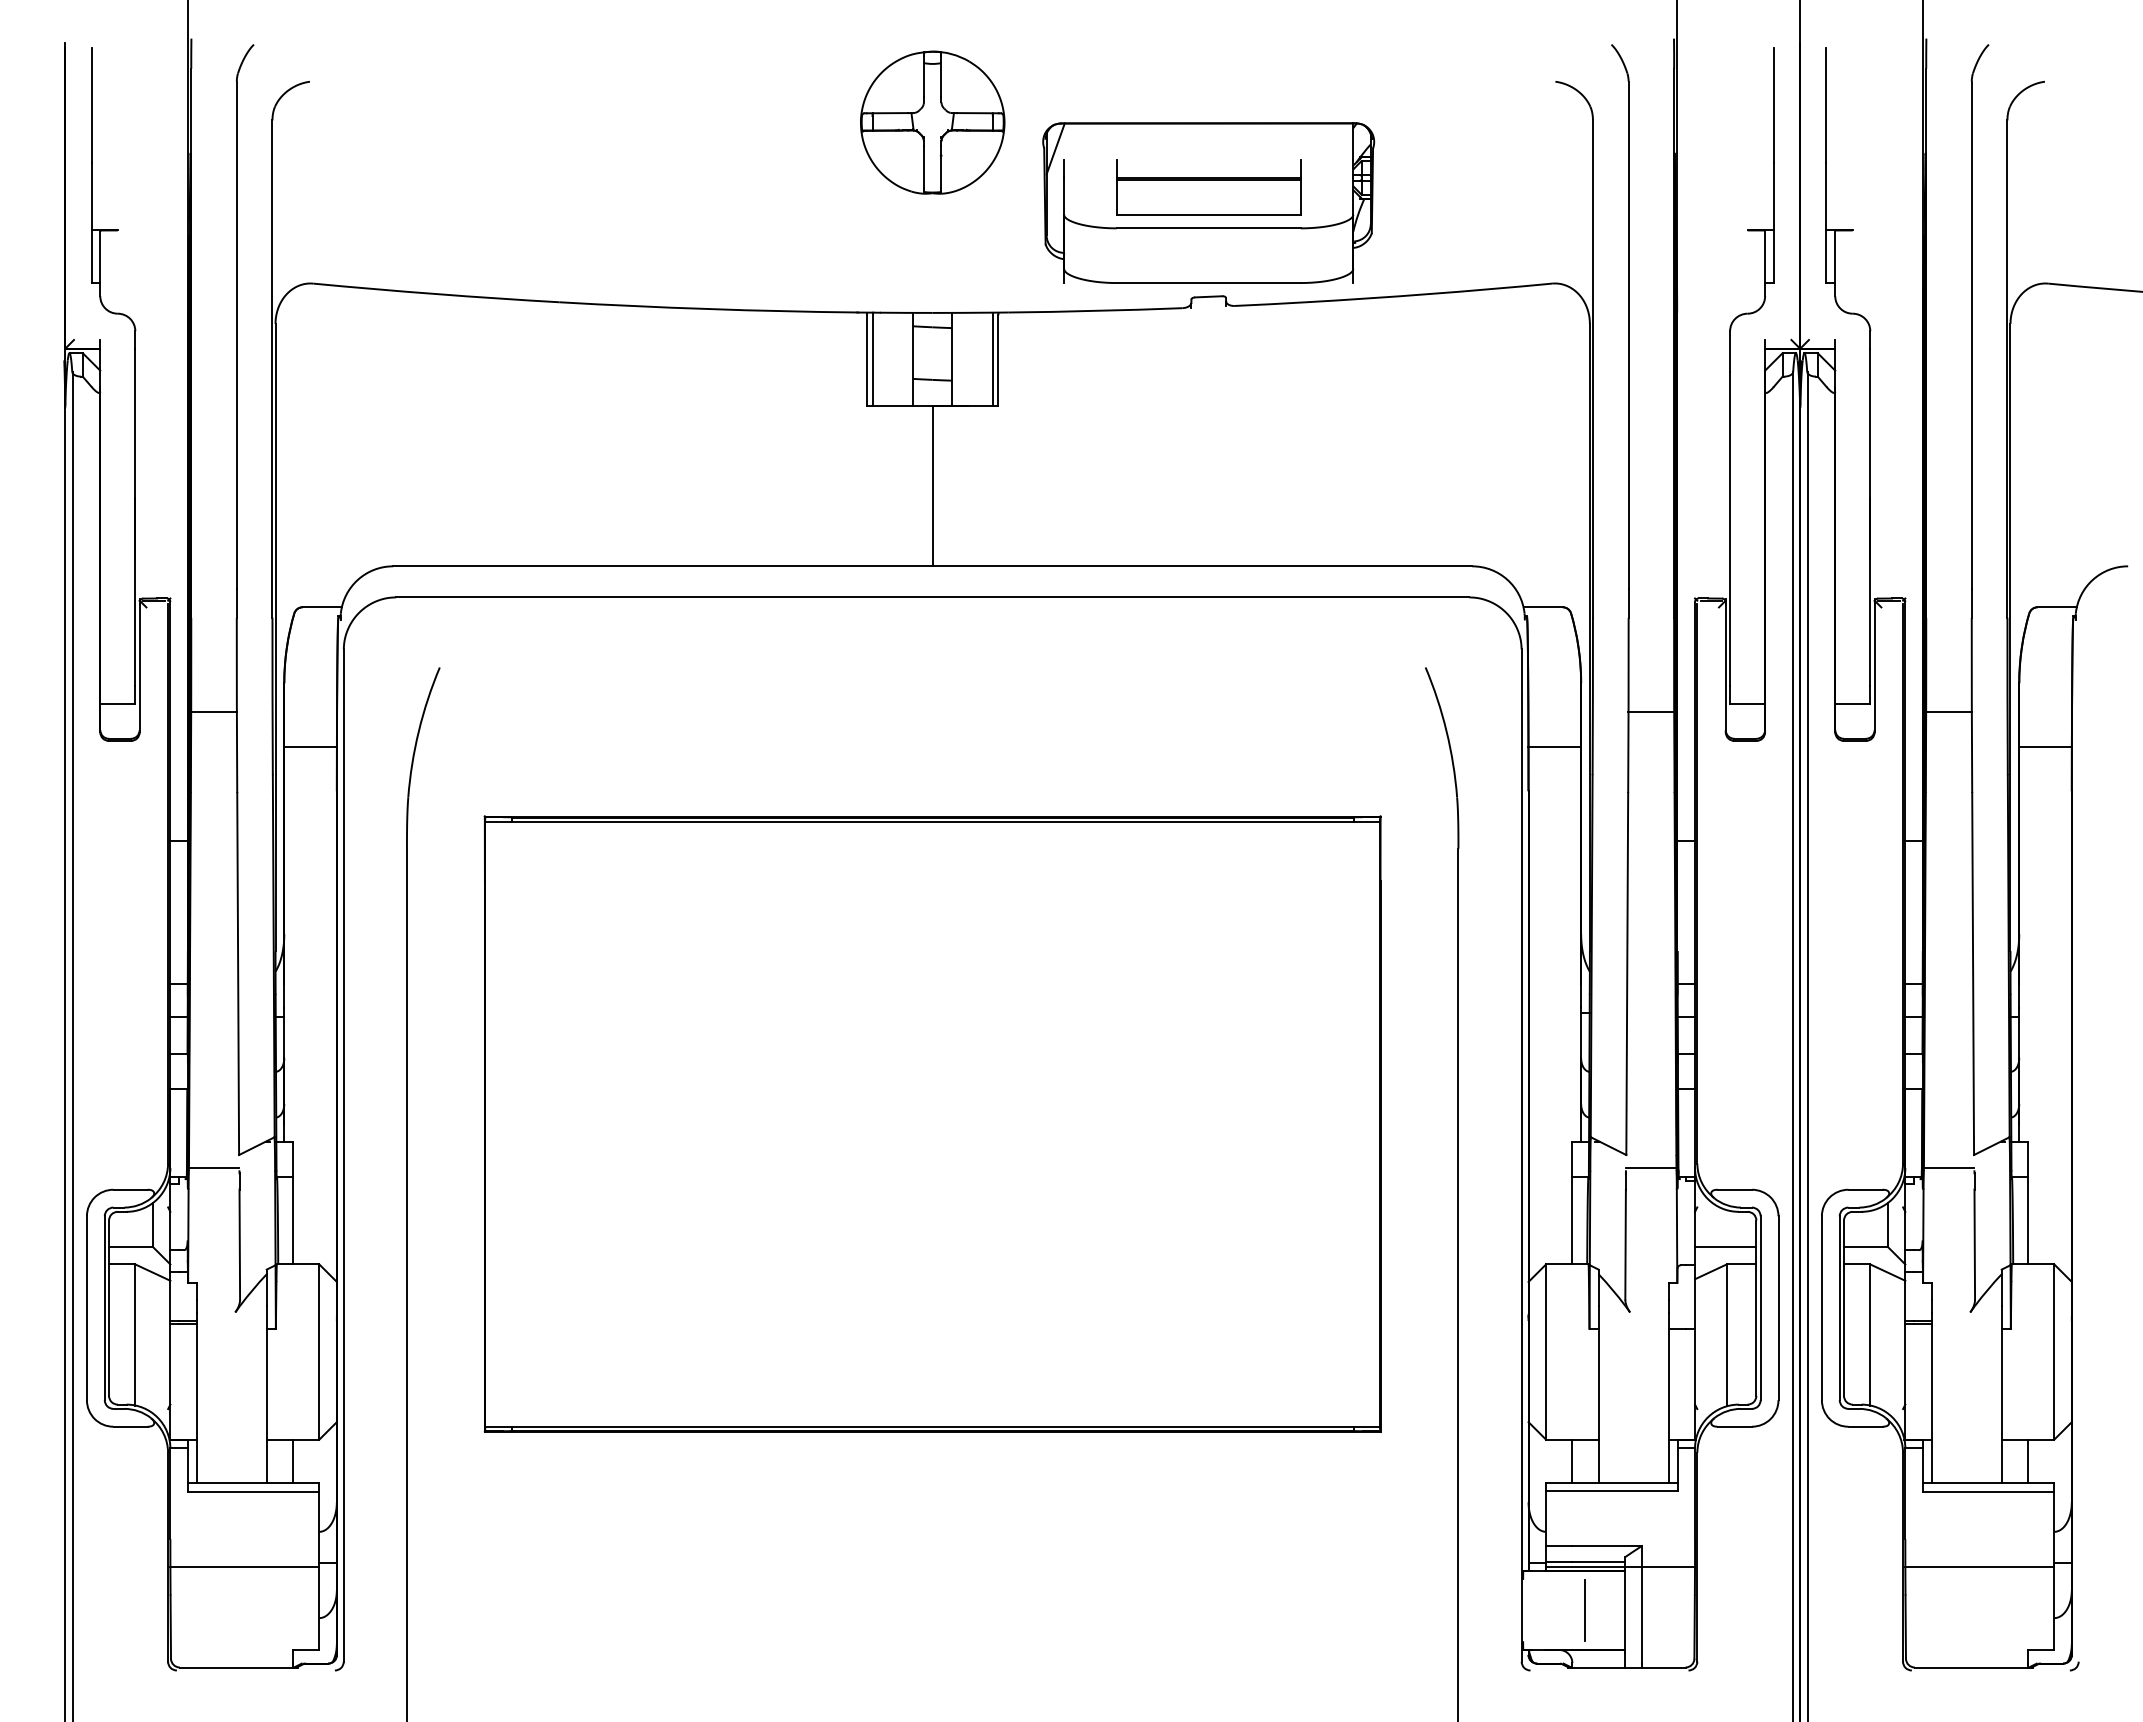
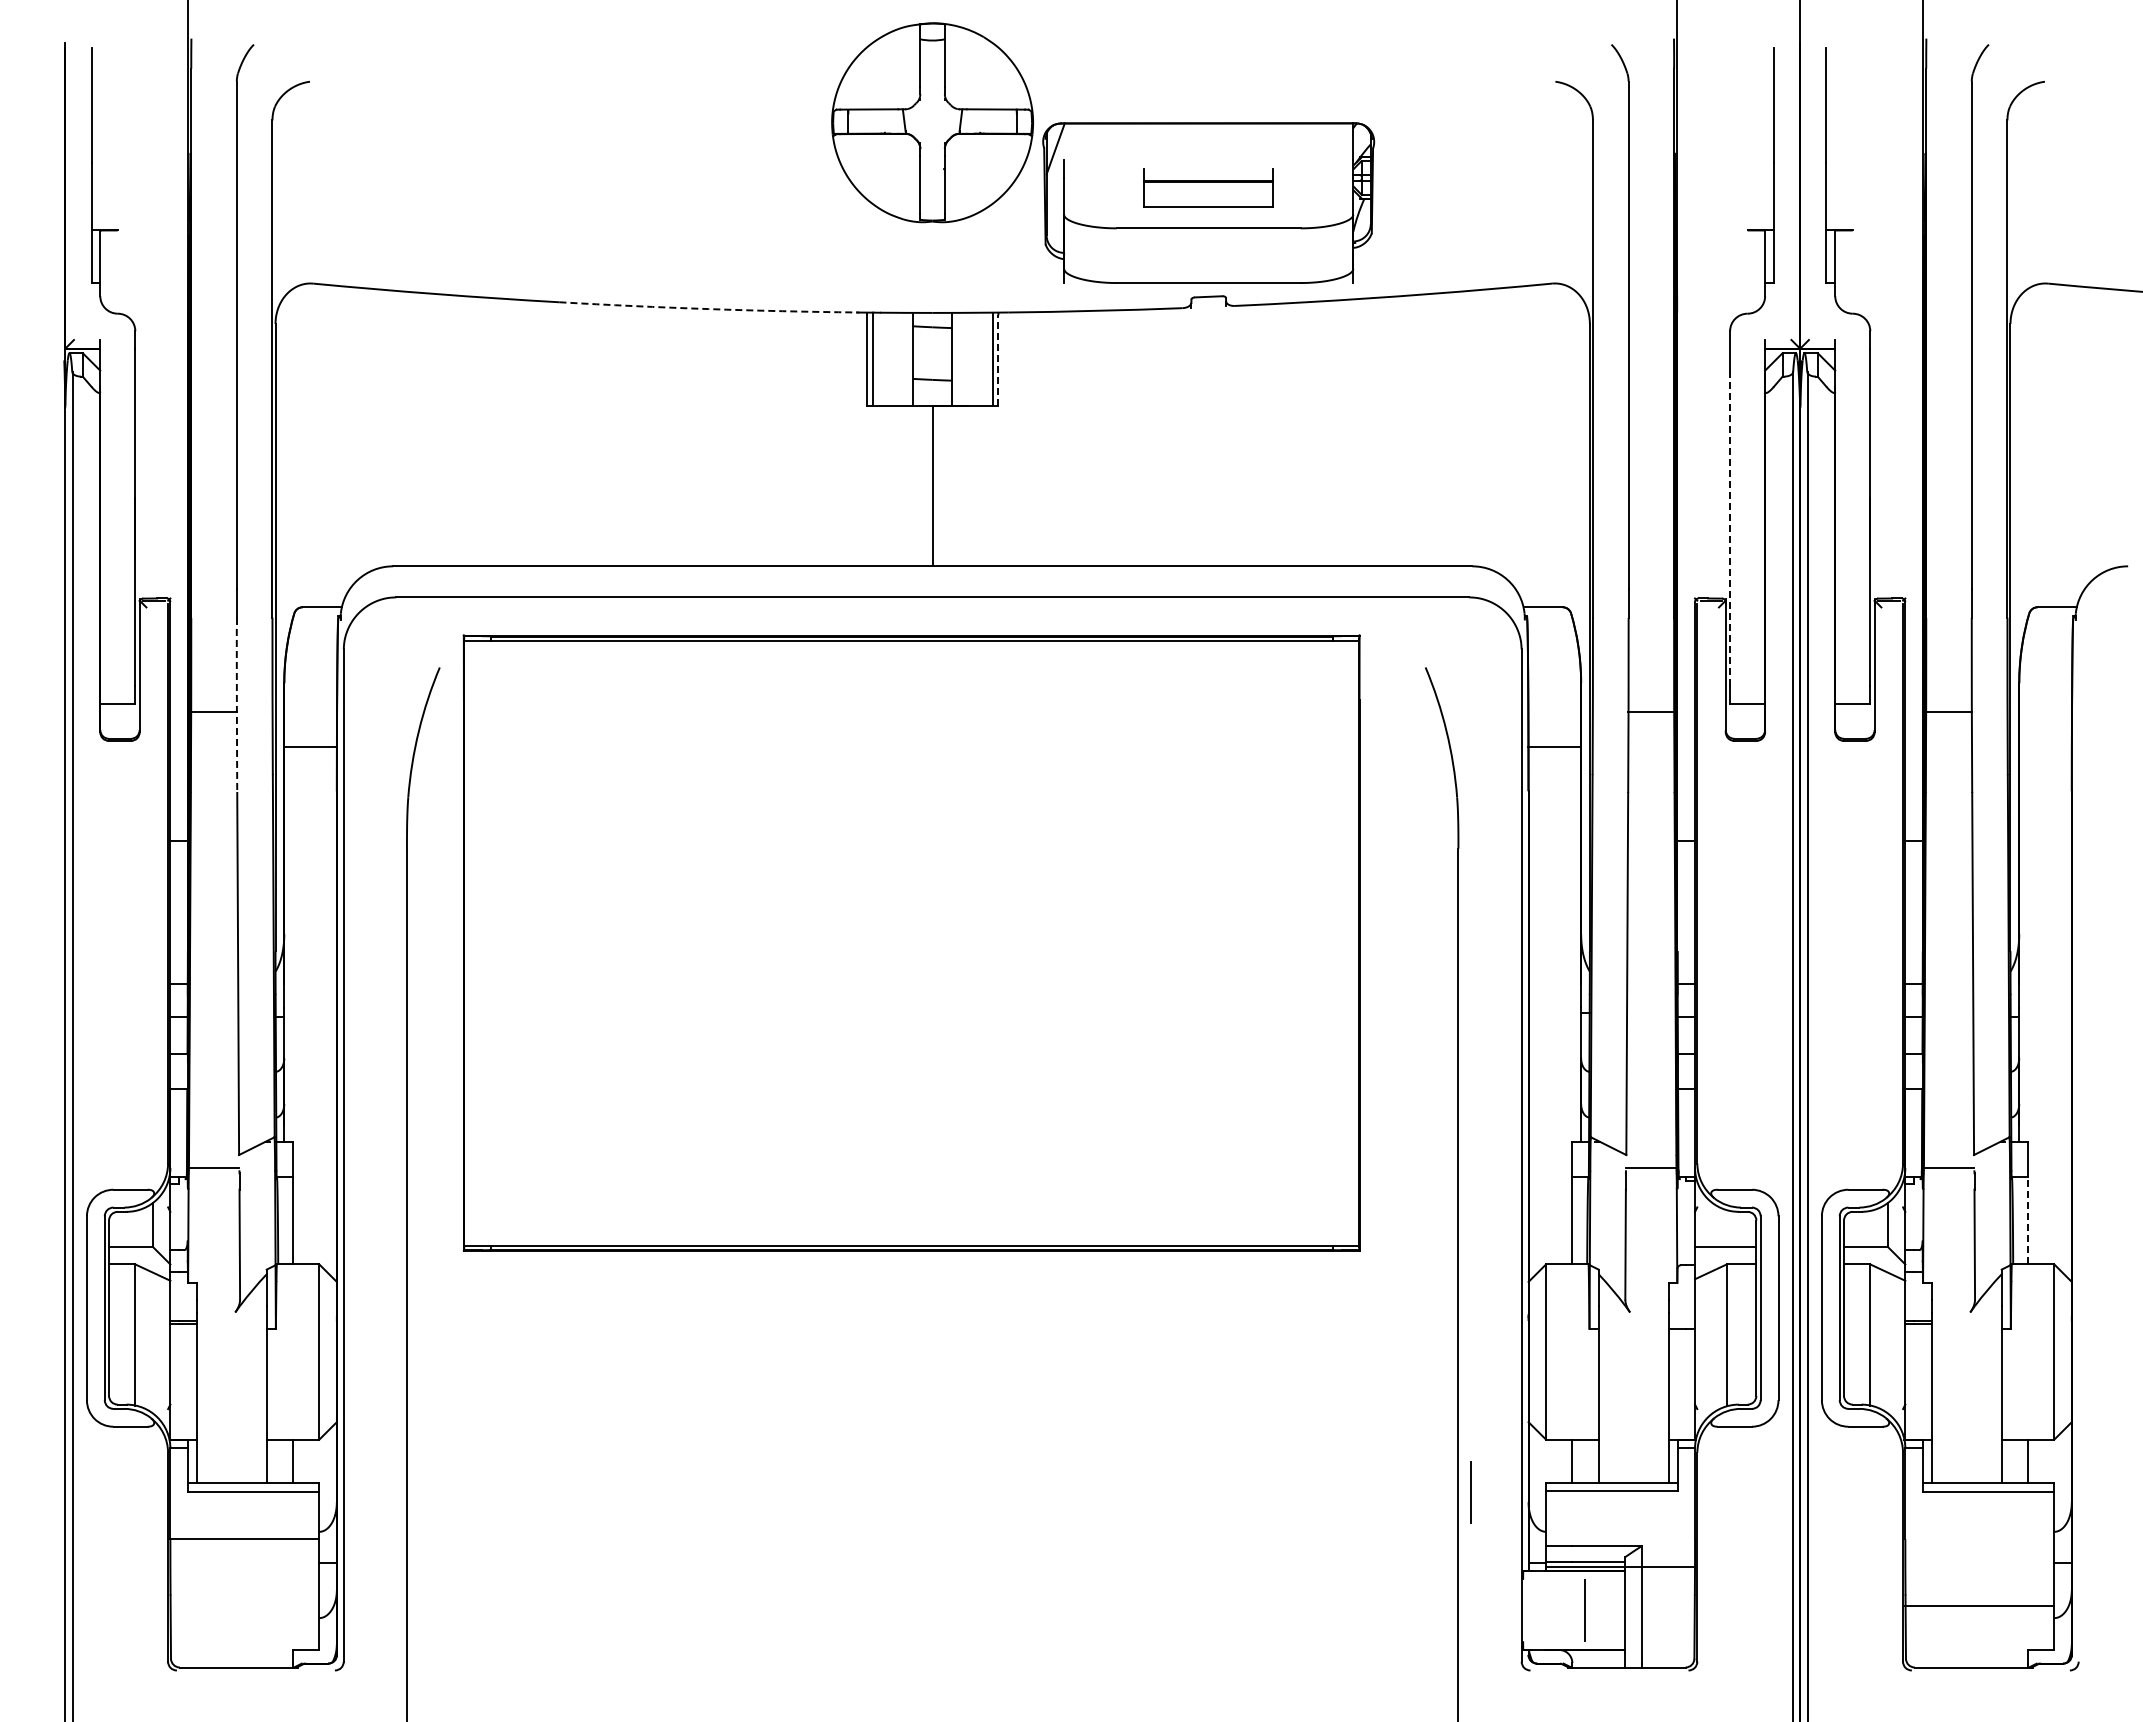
part size: 146x145 px -> 203x202 px (932, 122)
part size: 186x57 px -> 131x40 px (1208, 187)
arc: solid -> dashed (708, 309)
line: solid -> dashed (998, 360)
line: solid -> dashed (1730, 528)
arc: solid -> dashed (236, 705)
line: present -> none (2045, 747)
part position: (932, 1123) -> (911, 942) (911, 942)
line: solid -> dashed (2028, 1220)
line: none -> present (1470, 1492)
line position: (244, 1566) -> (244, 1538) (244, 1538)
line position: (1979, 1566) -> (1979, 1605) (1979, 1605)
